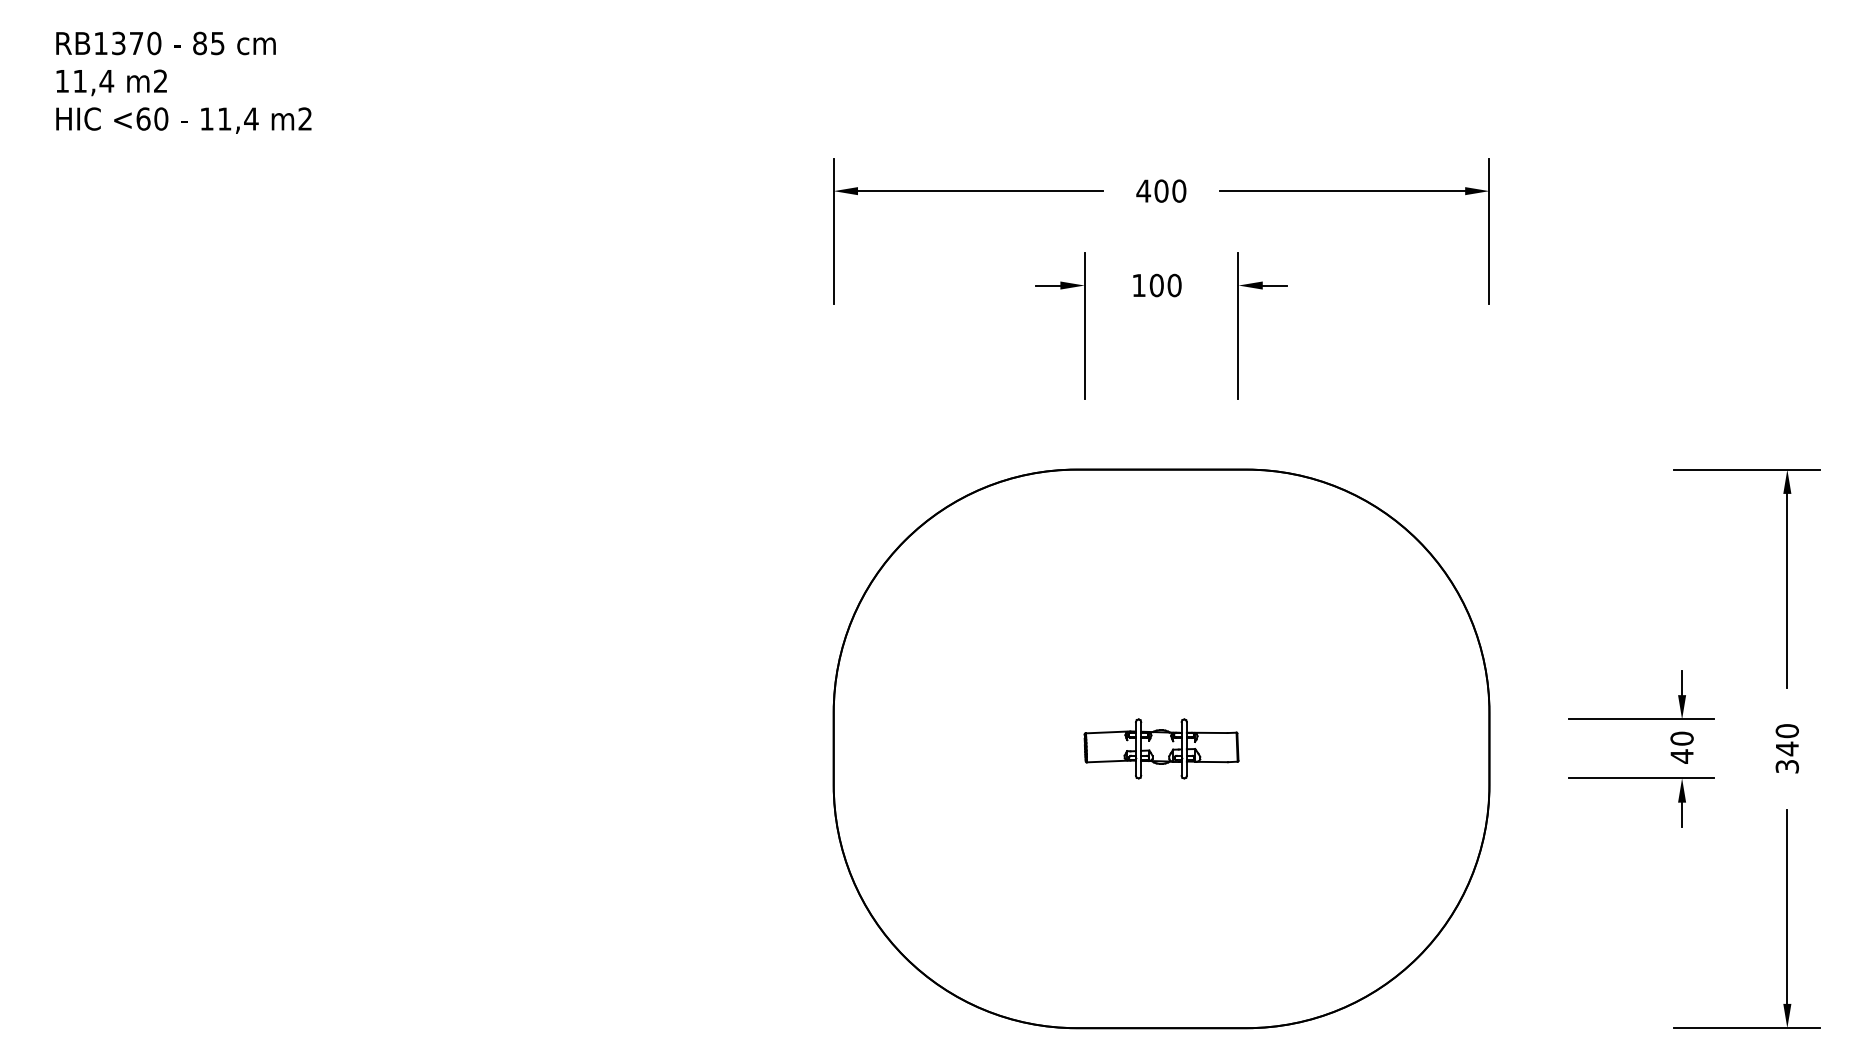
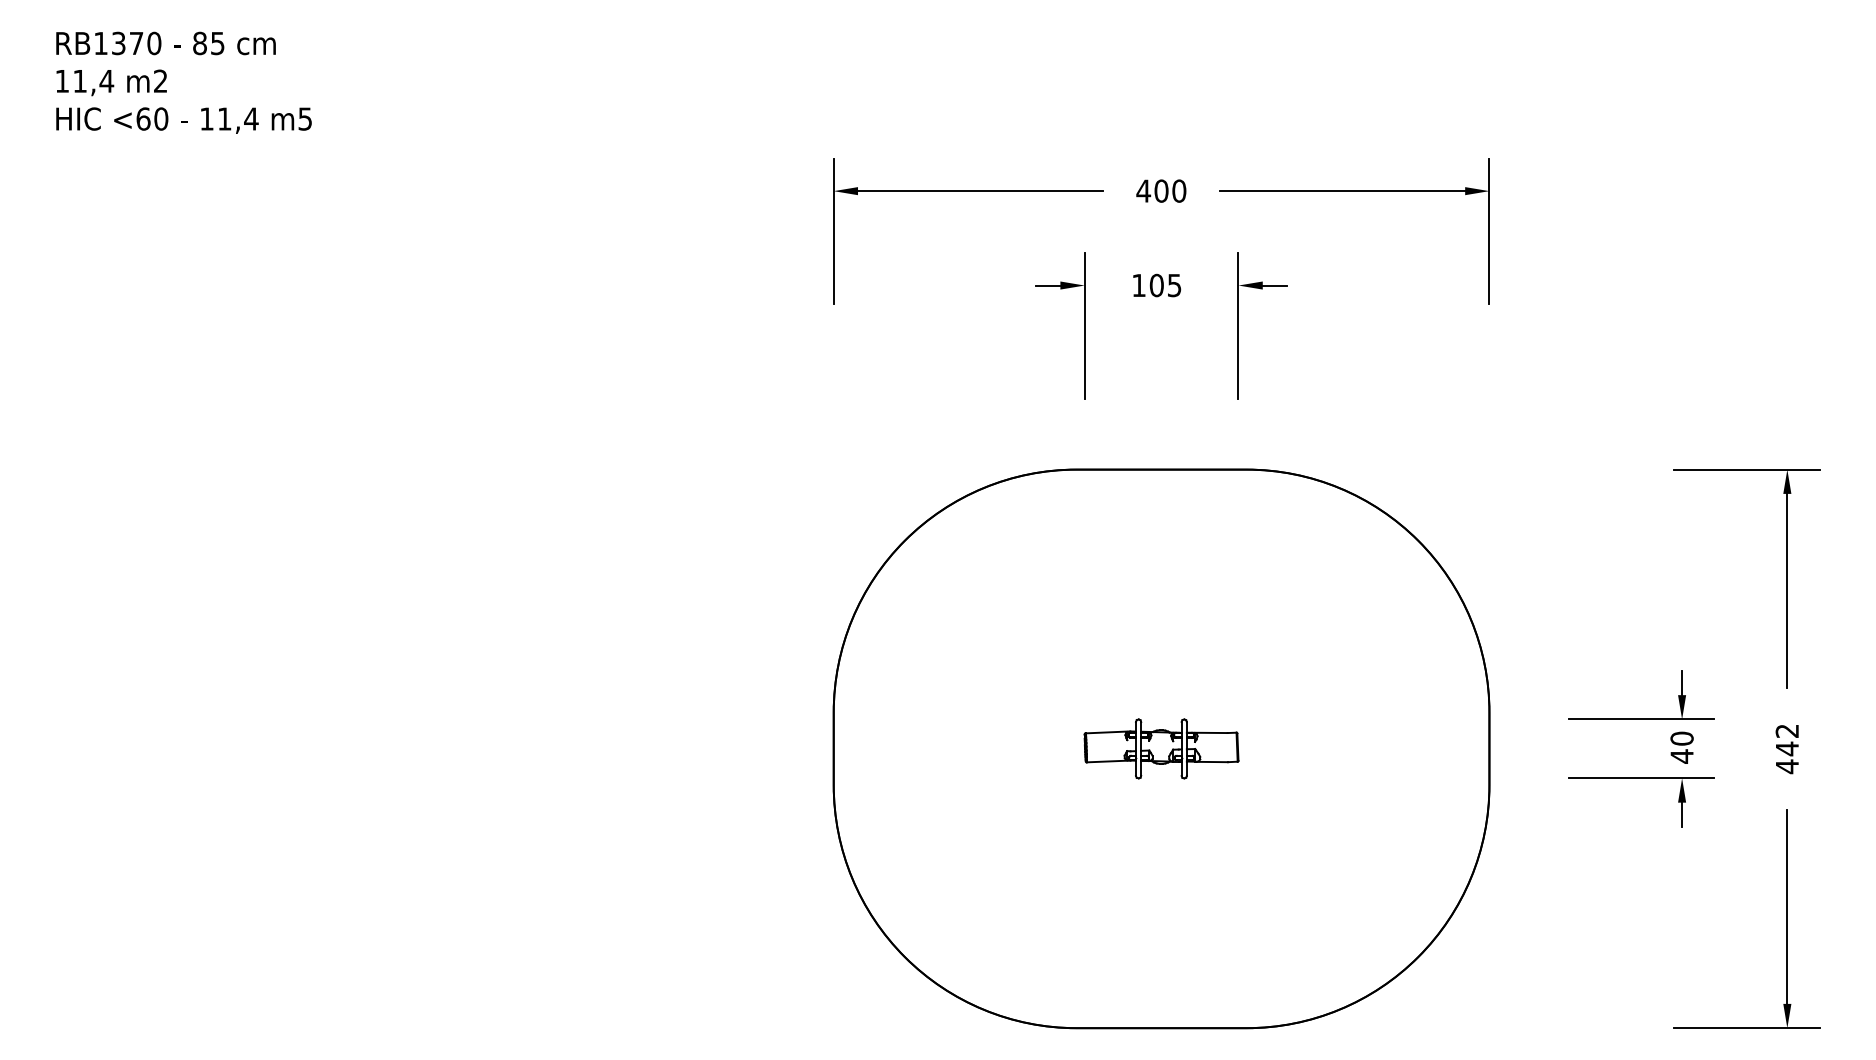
text: m2 -> m5 (304, 118)
text: 100 -> 105 (1174, 285)
text: 340 -> 442 (1786, 749)
